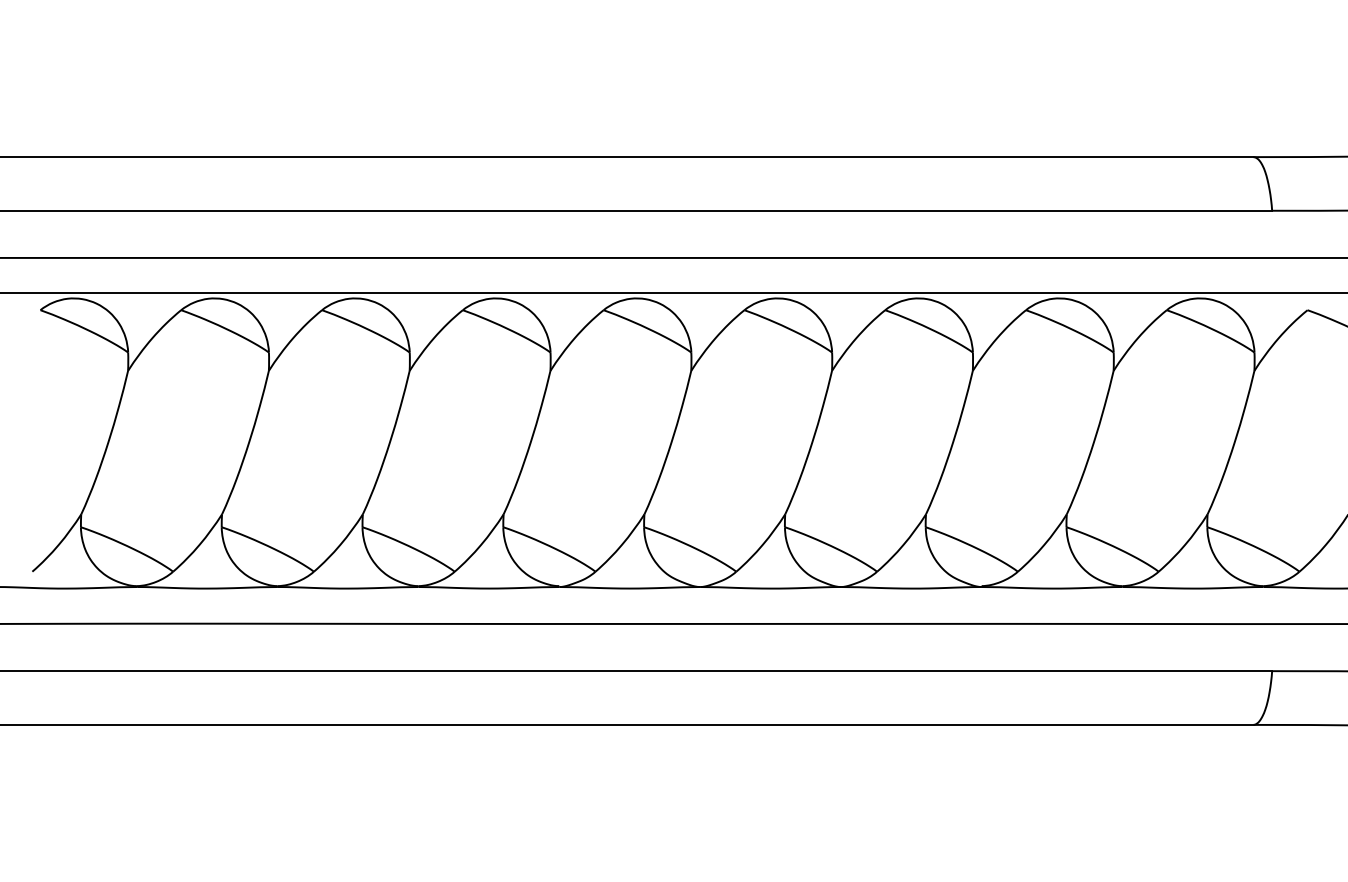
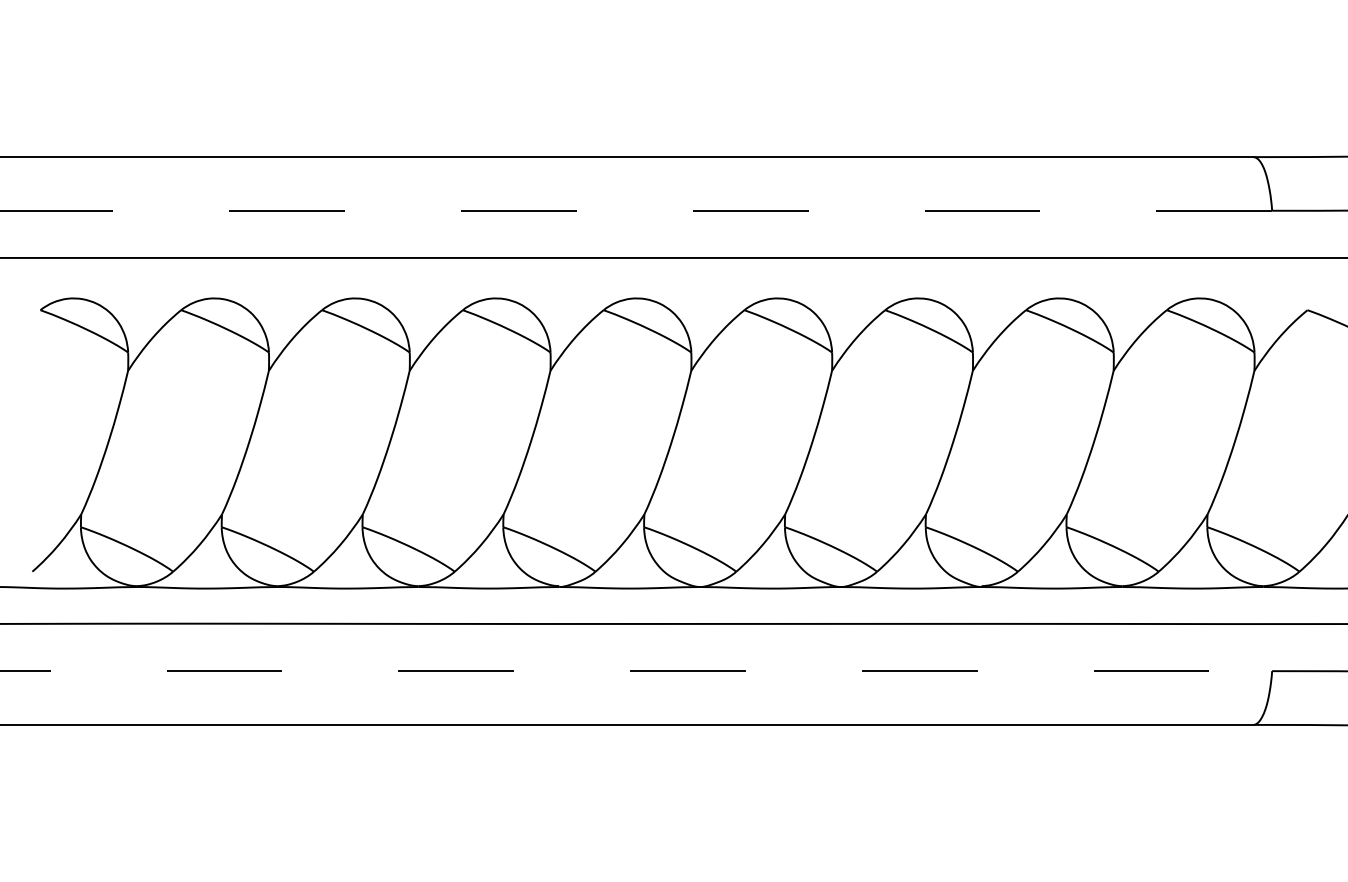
line: solid -> dashed (636, 210)
line: present -> none (673, 293)
line: solid -> dashed (636, 671)
